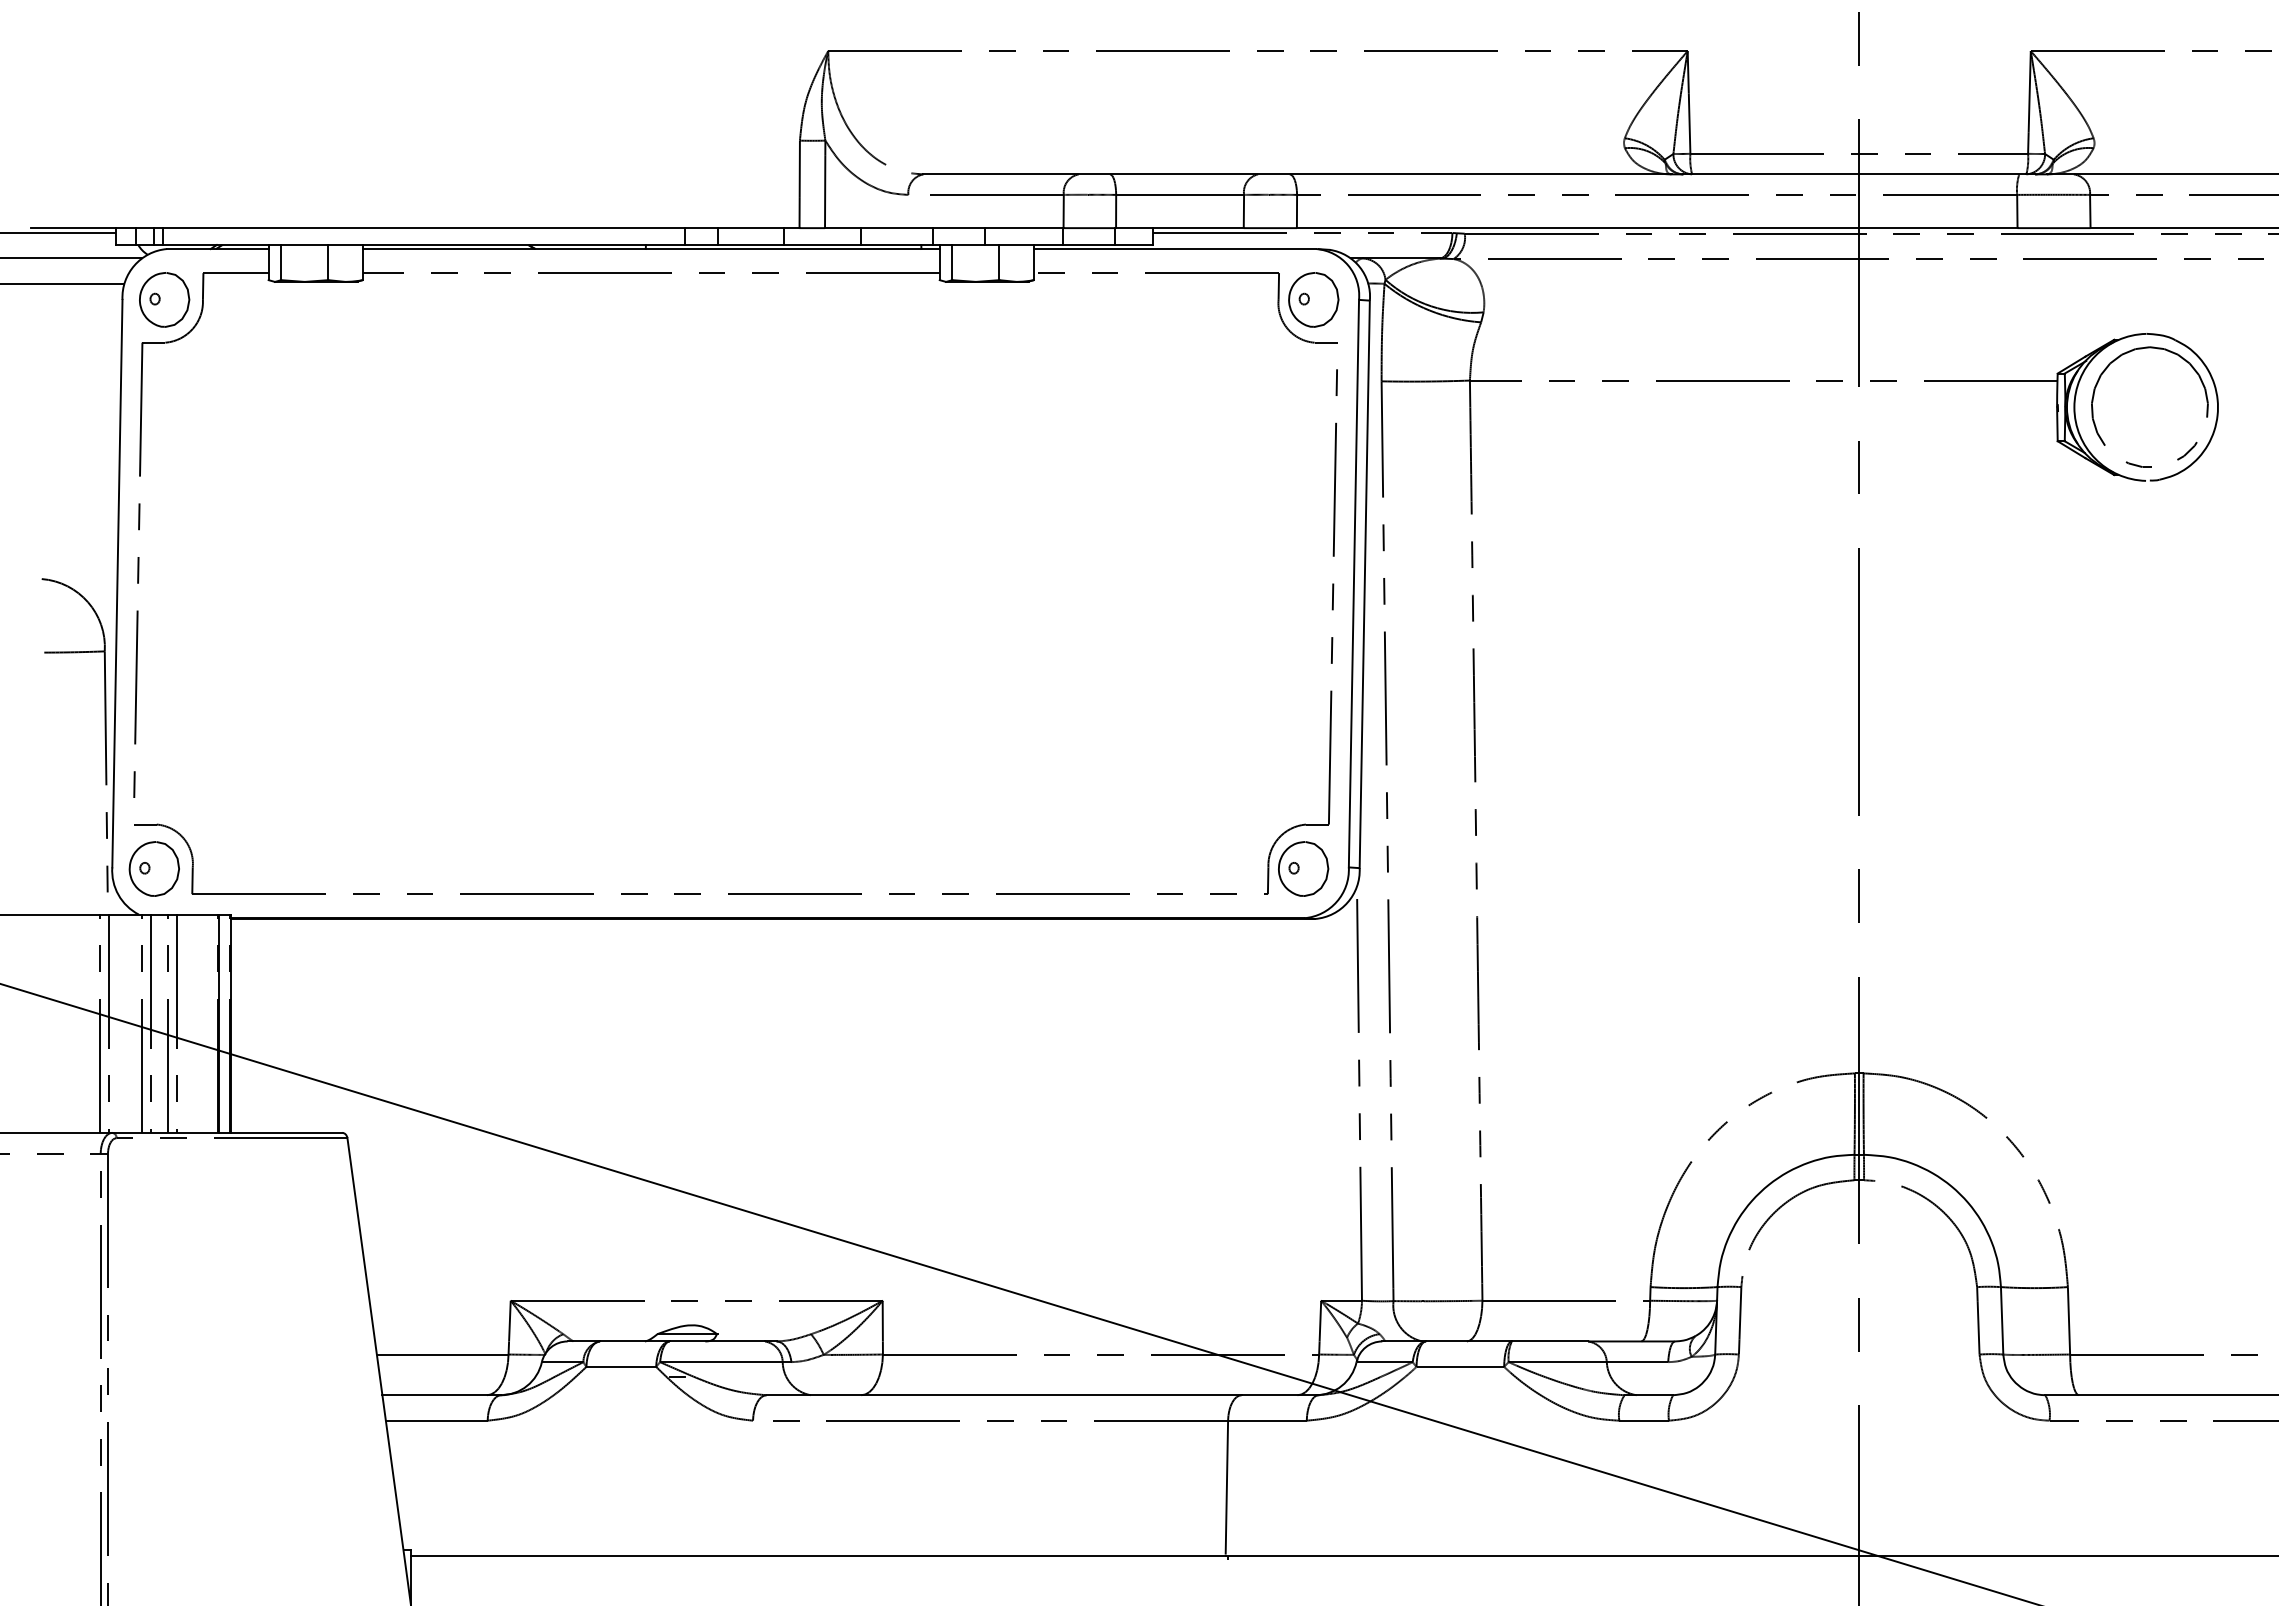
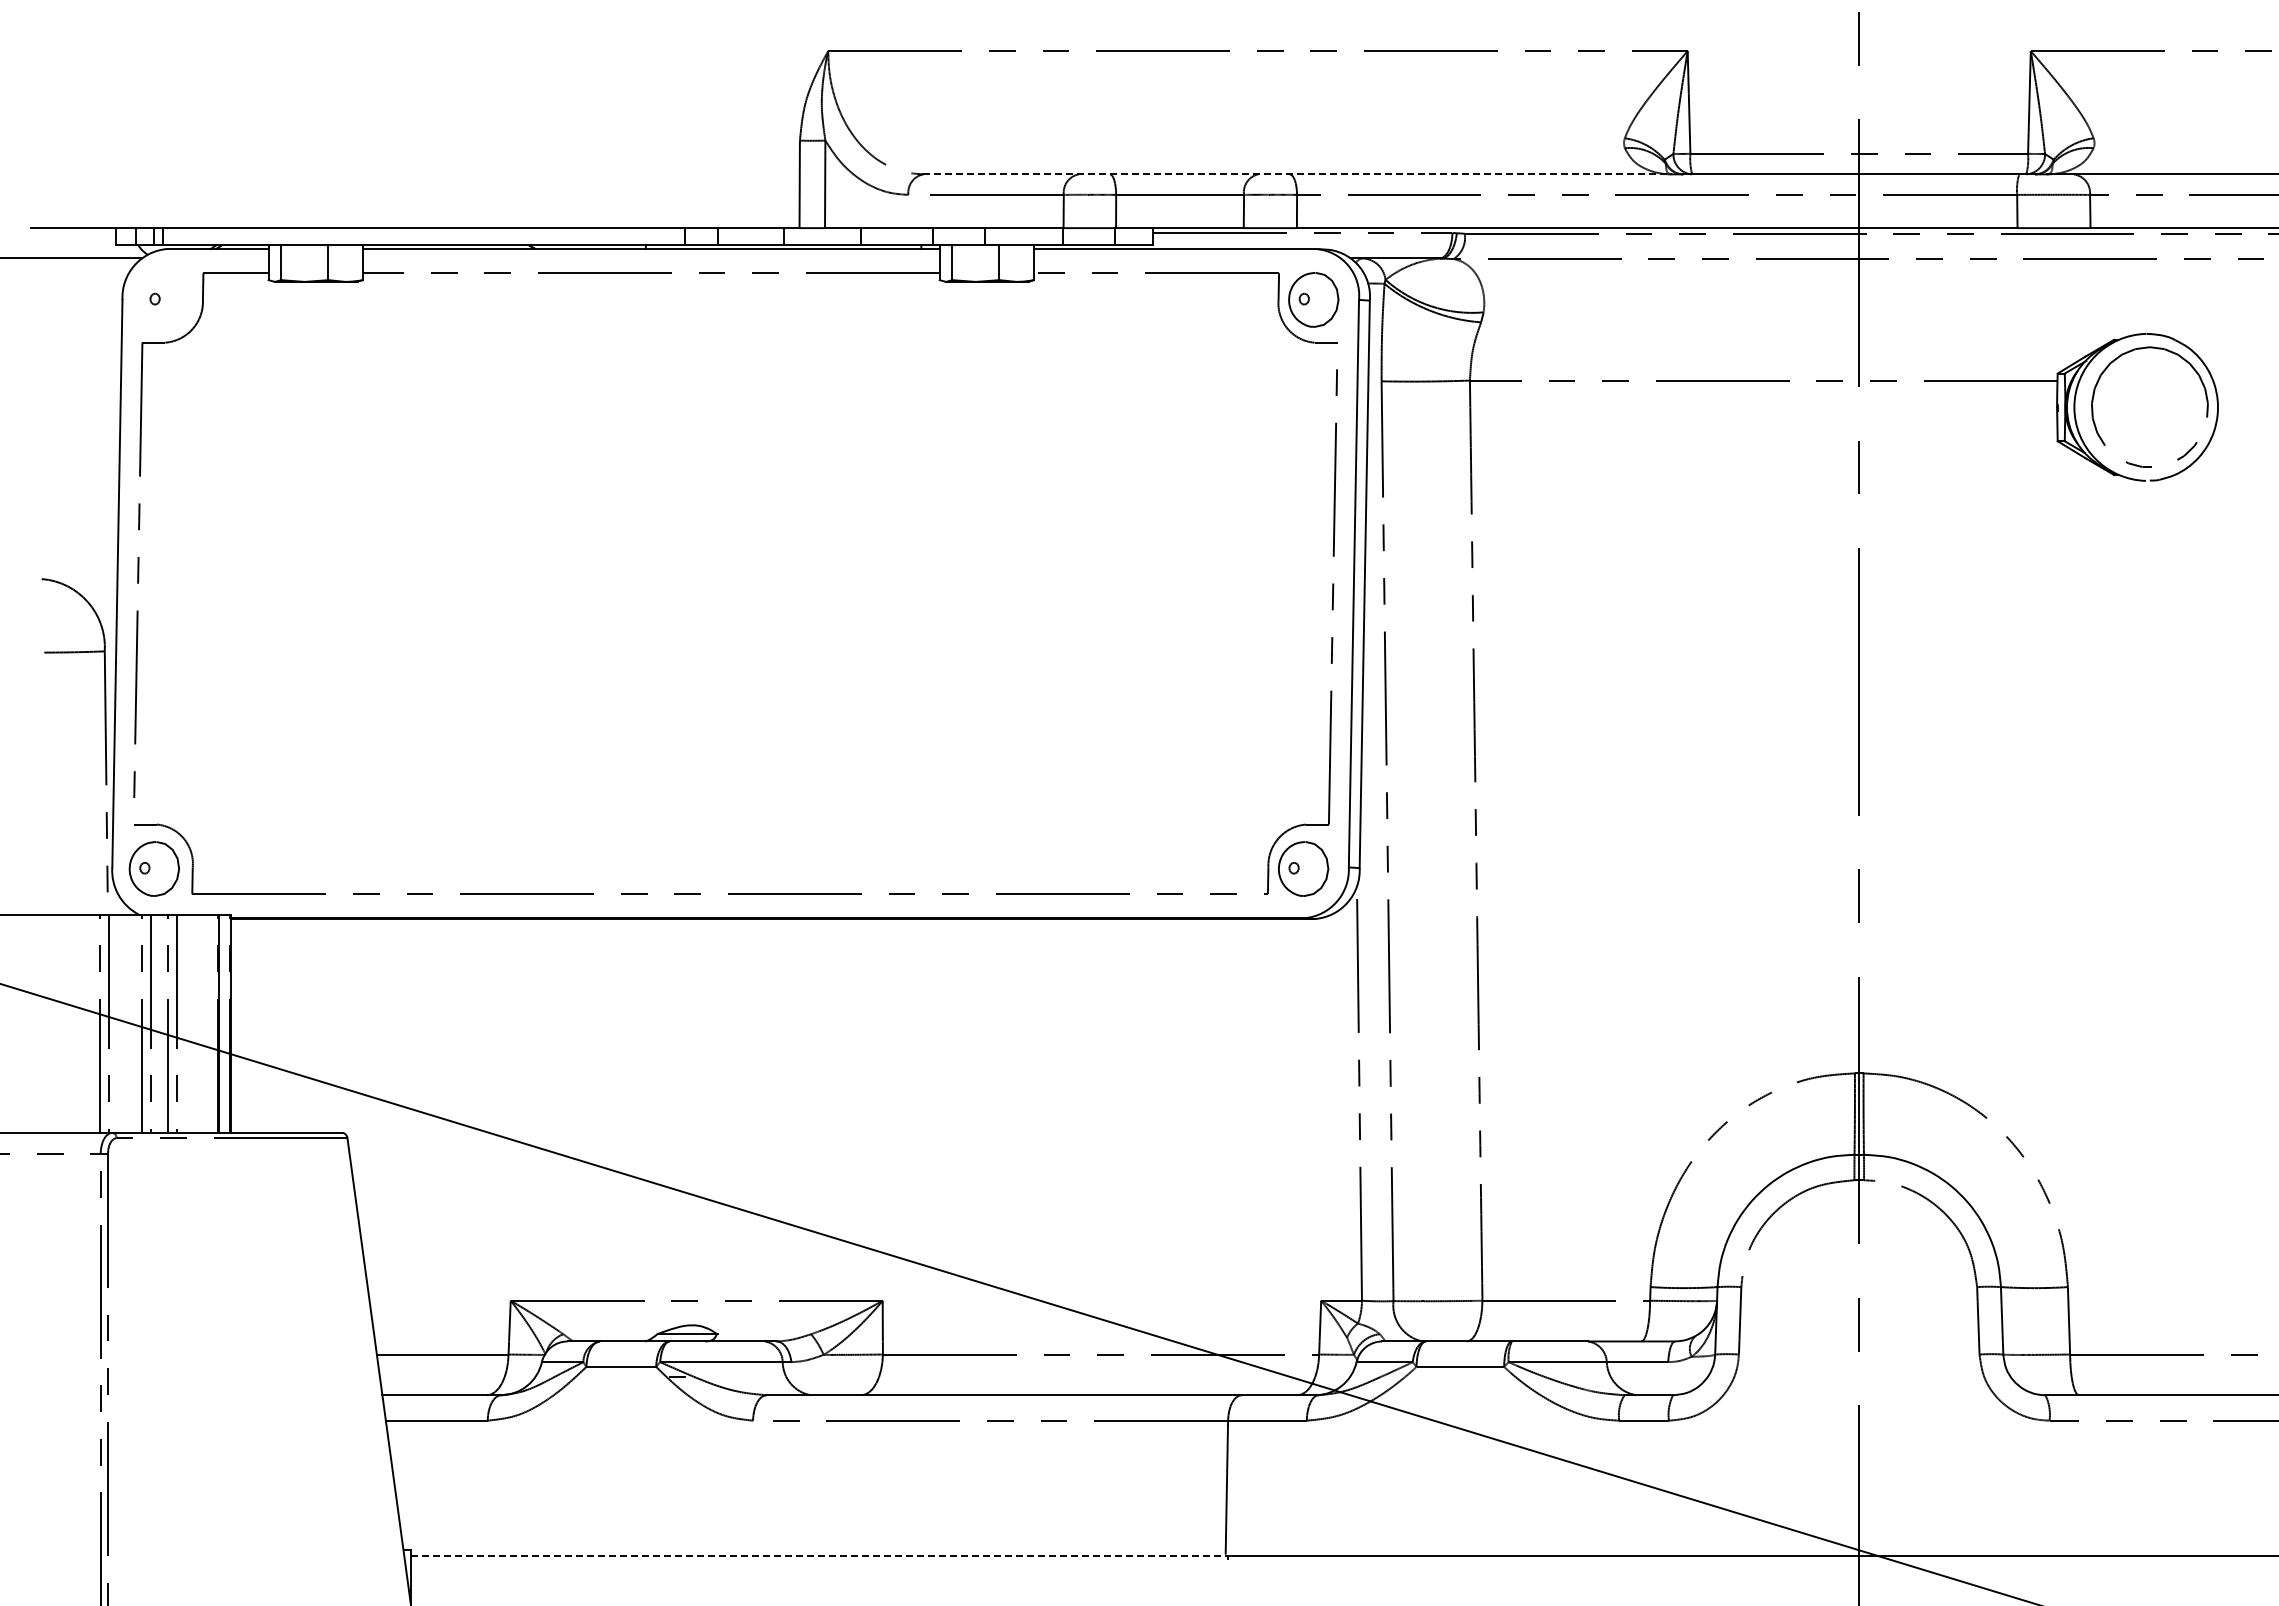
line: solid -> dashed (1297, 174)
line: present -> none (58, 233)
line: present -> none (63, 283)
part: present -> none (164, 299)
line: solid -> dashed (818, 1555)
